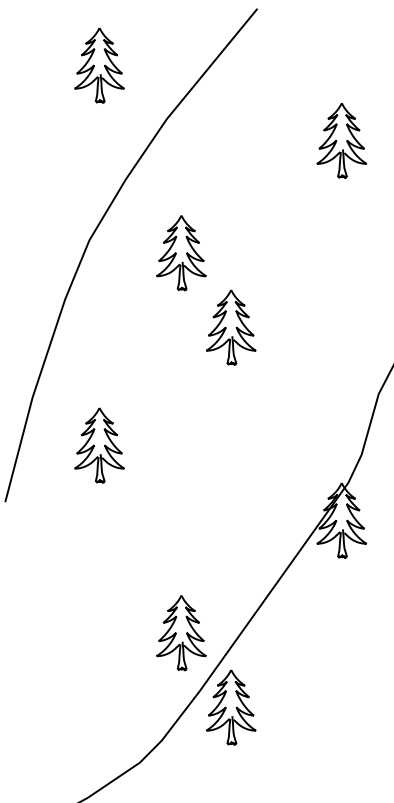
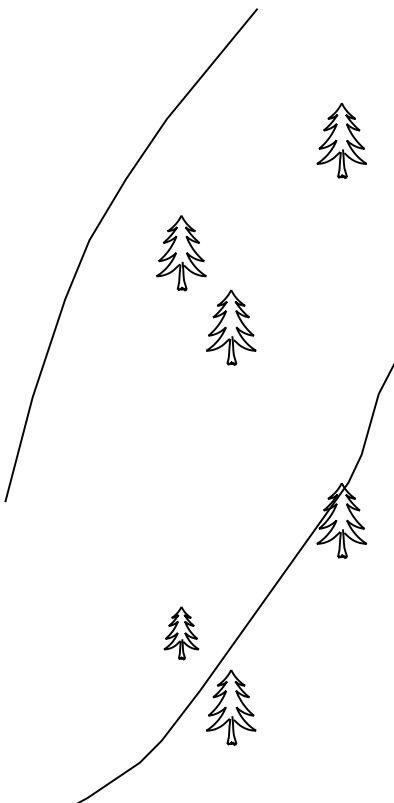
part: present -> none (99, 65)
part: present -> none (99, 445)
part size: 51x77 px -> 37x55 px (181, 633)
